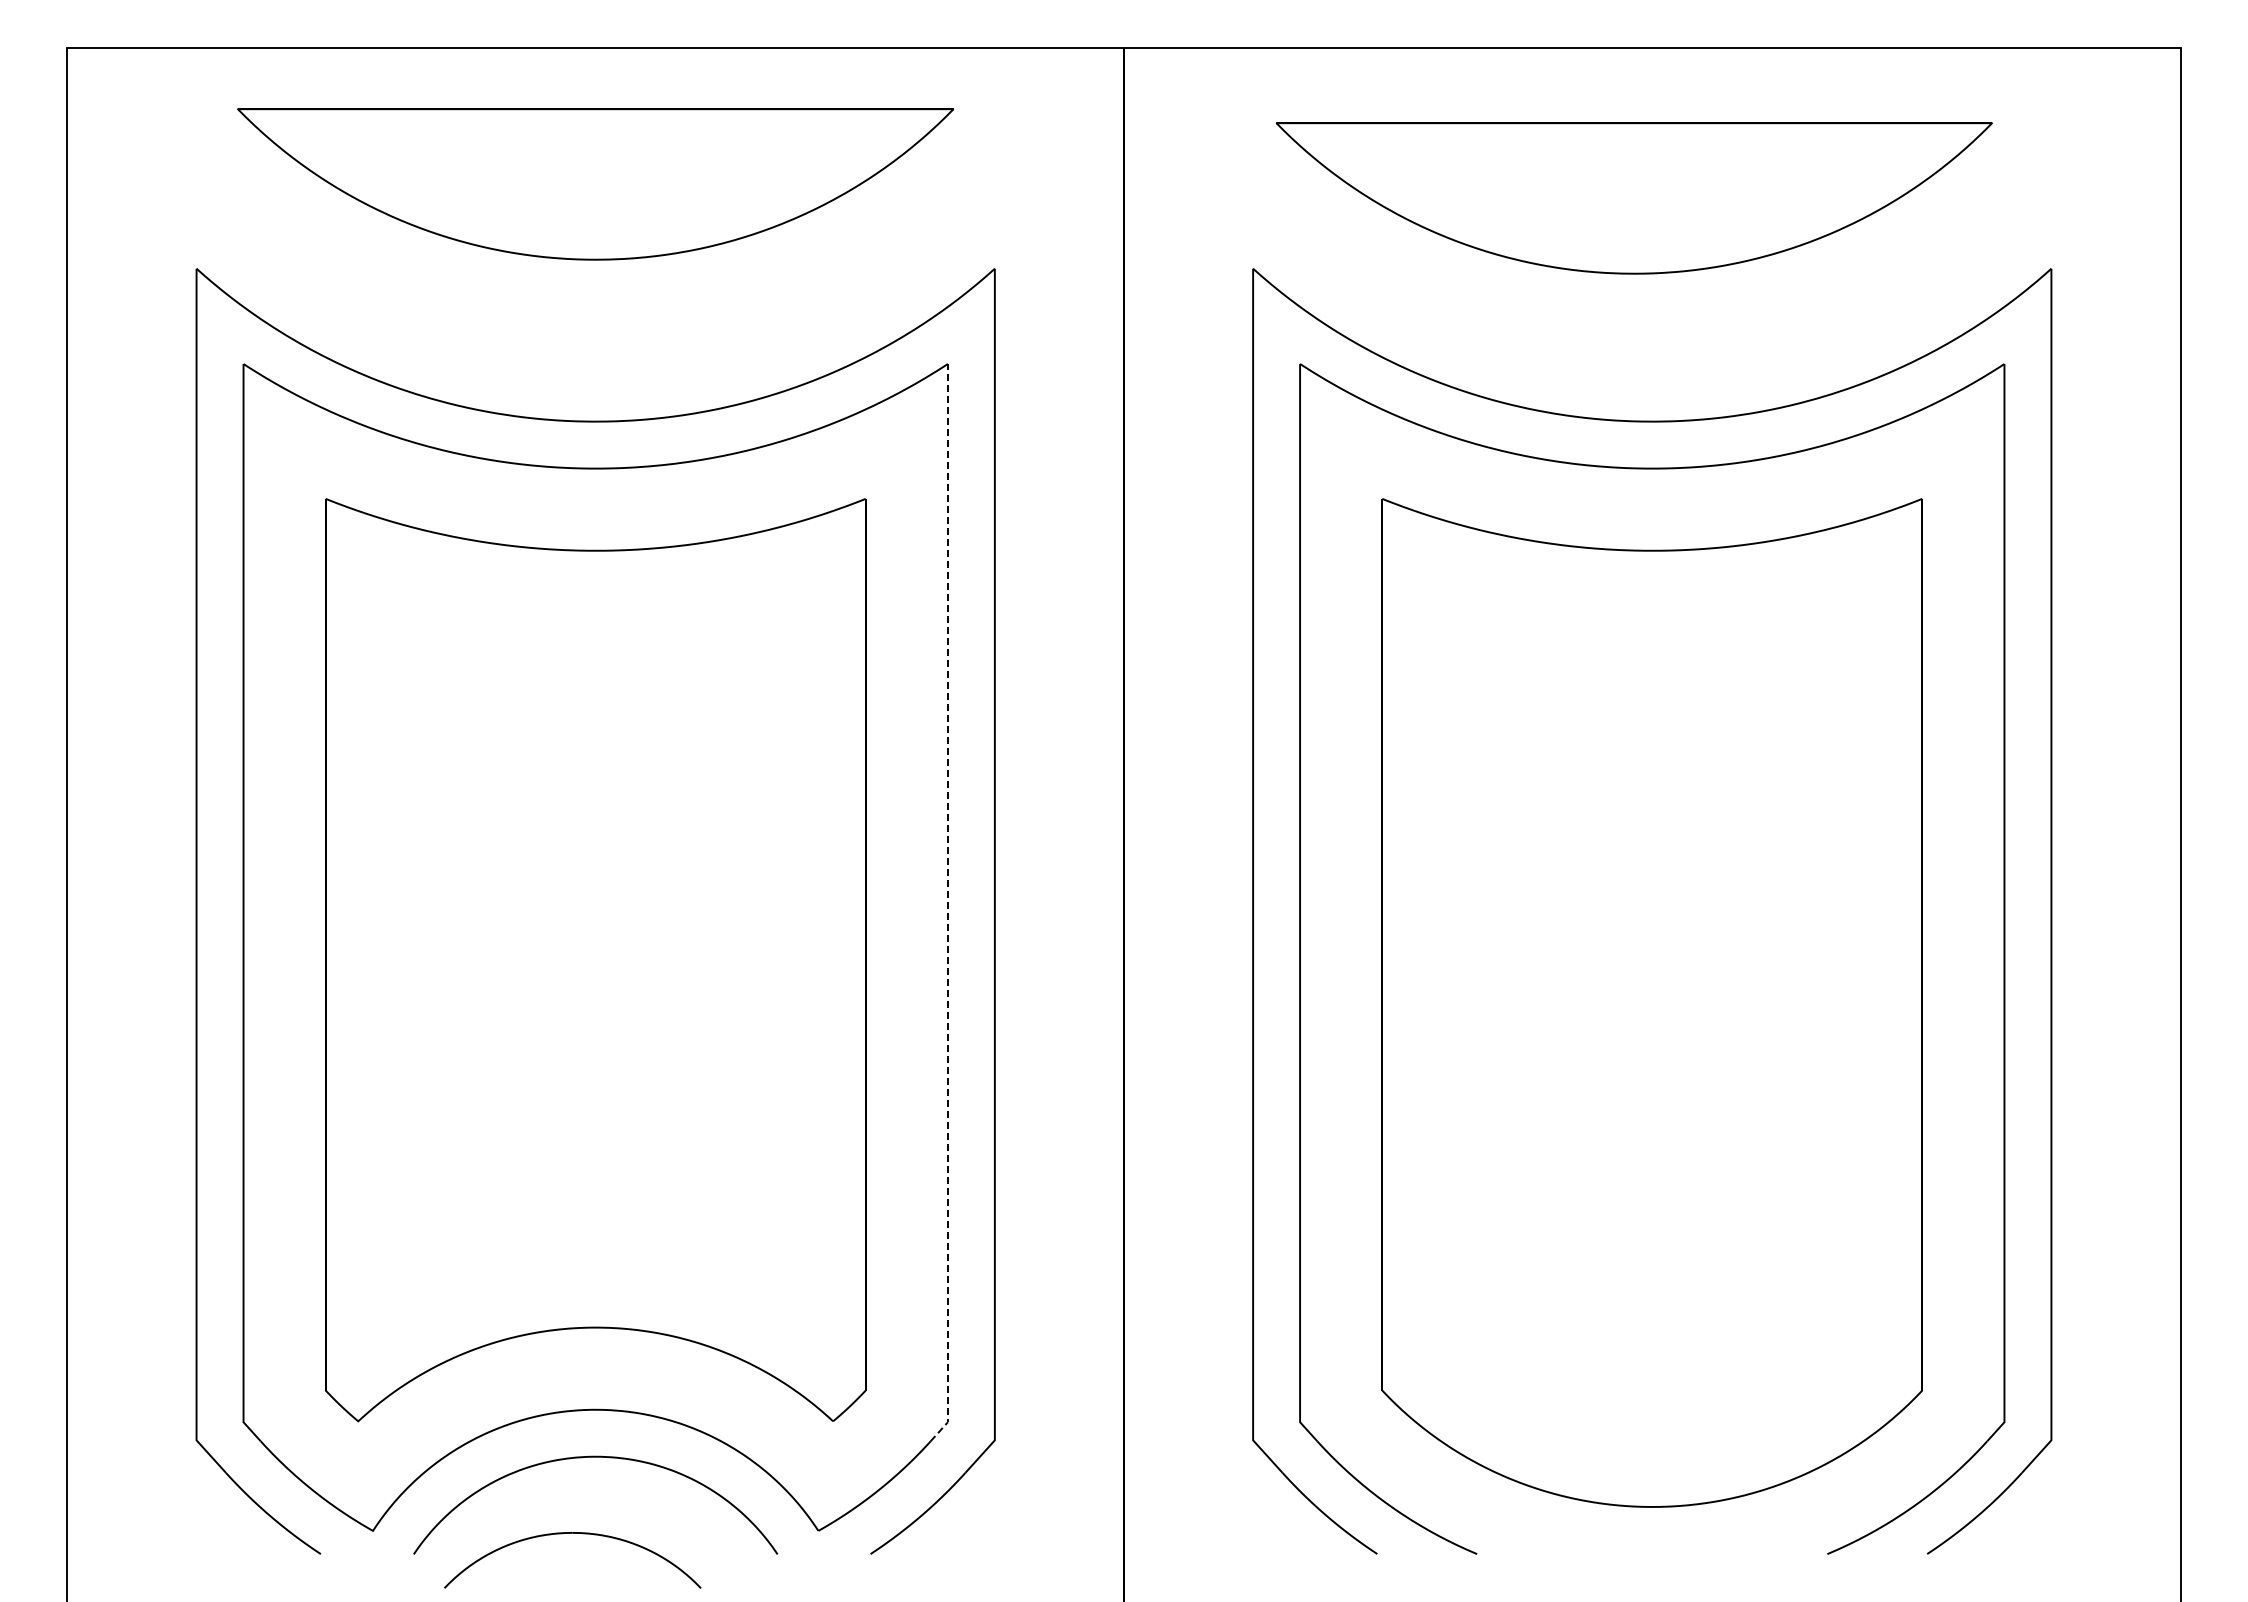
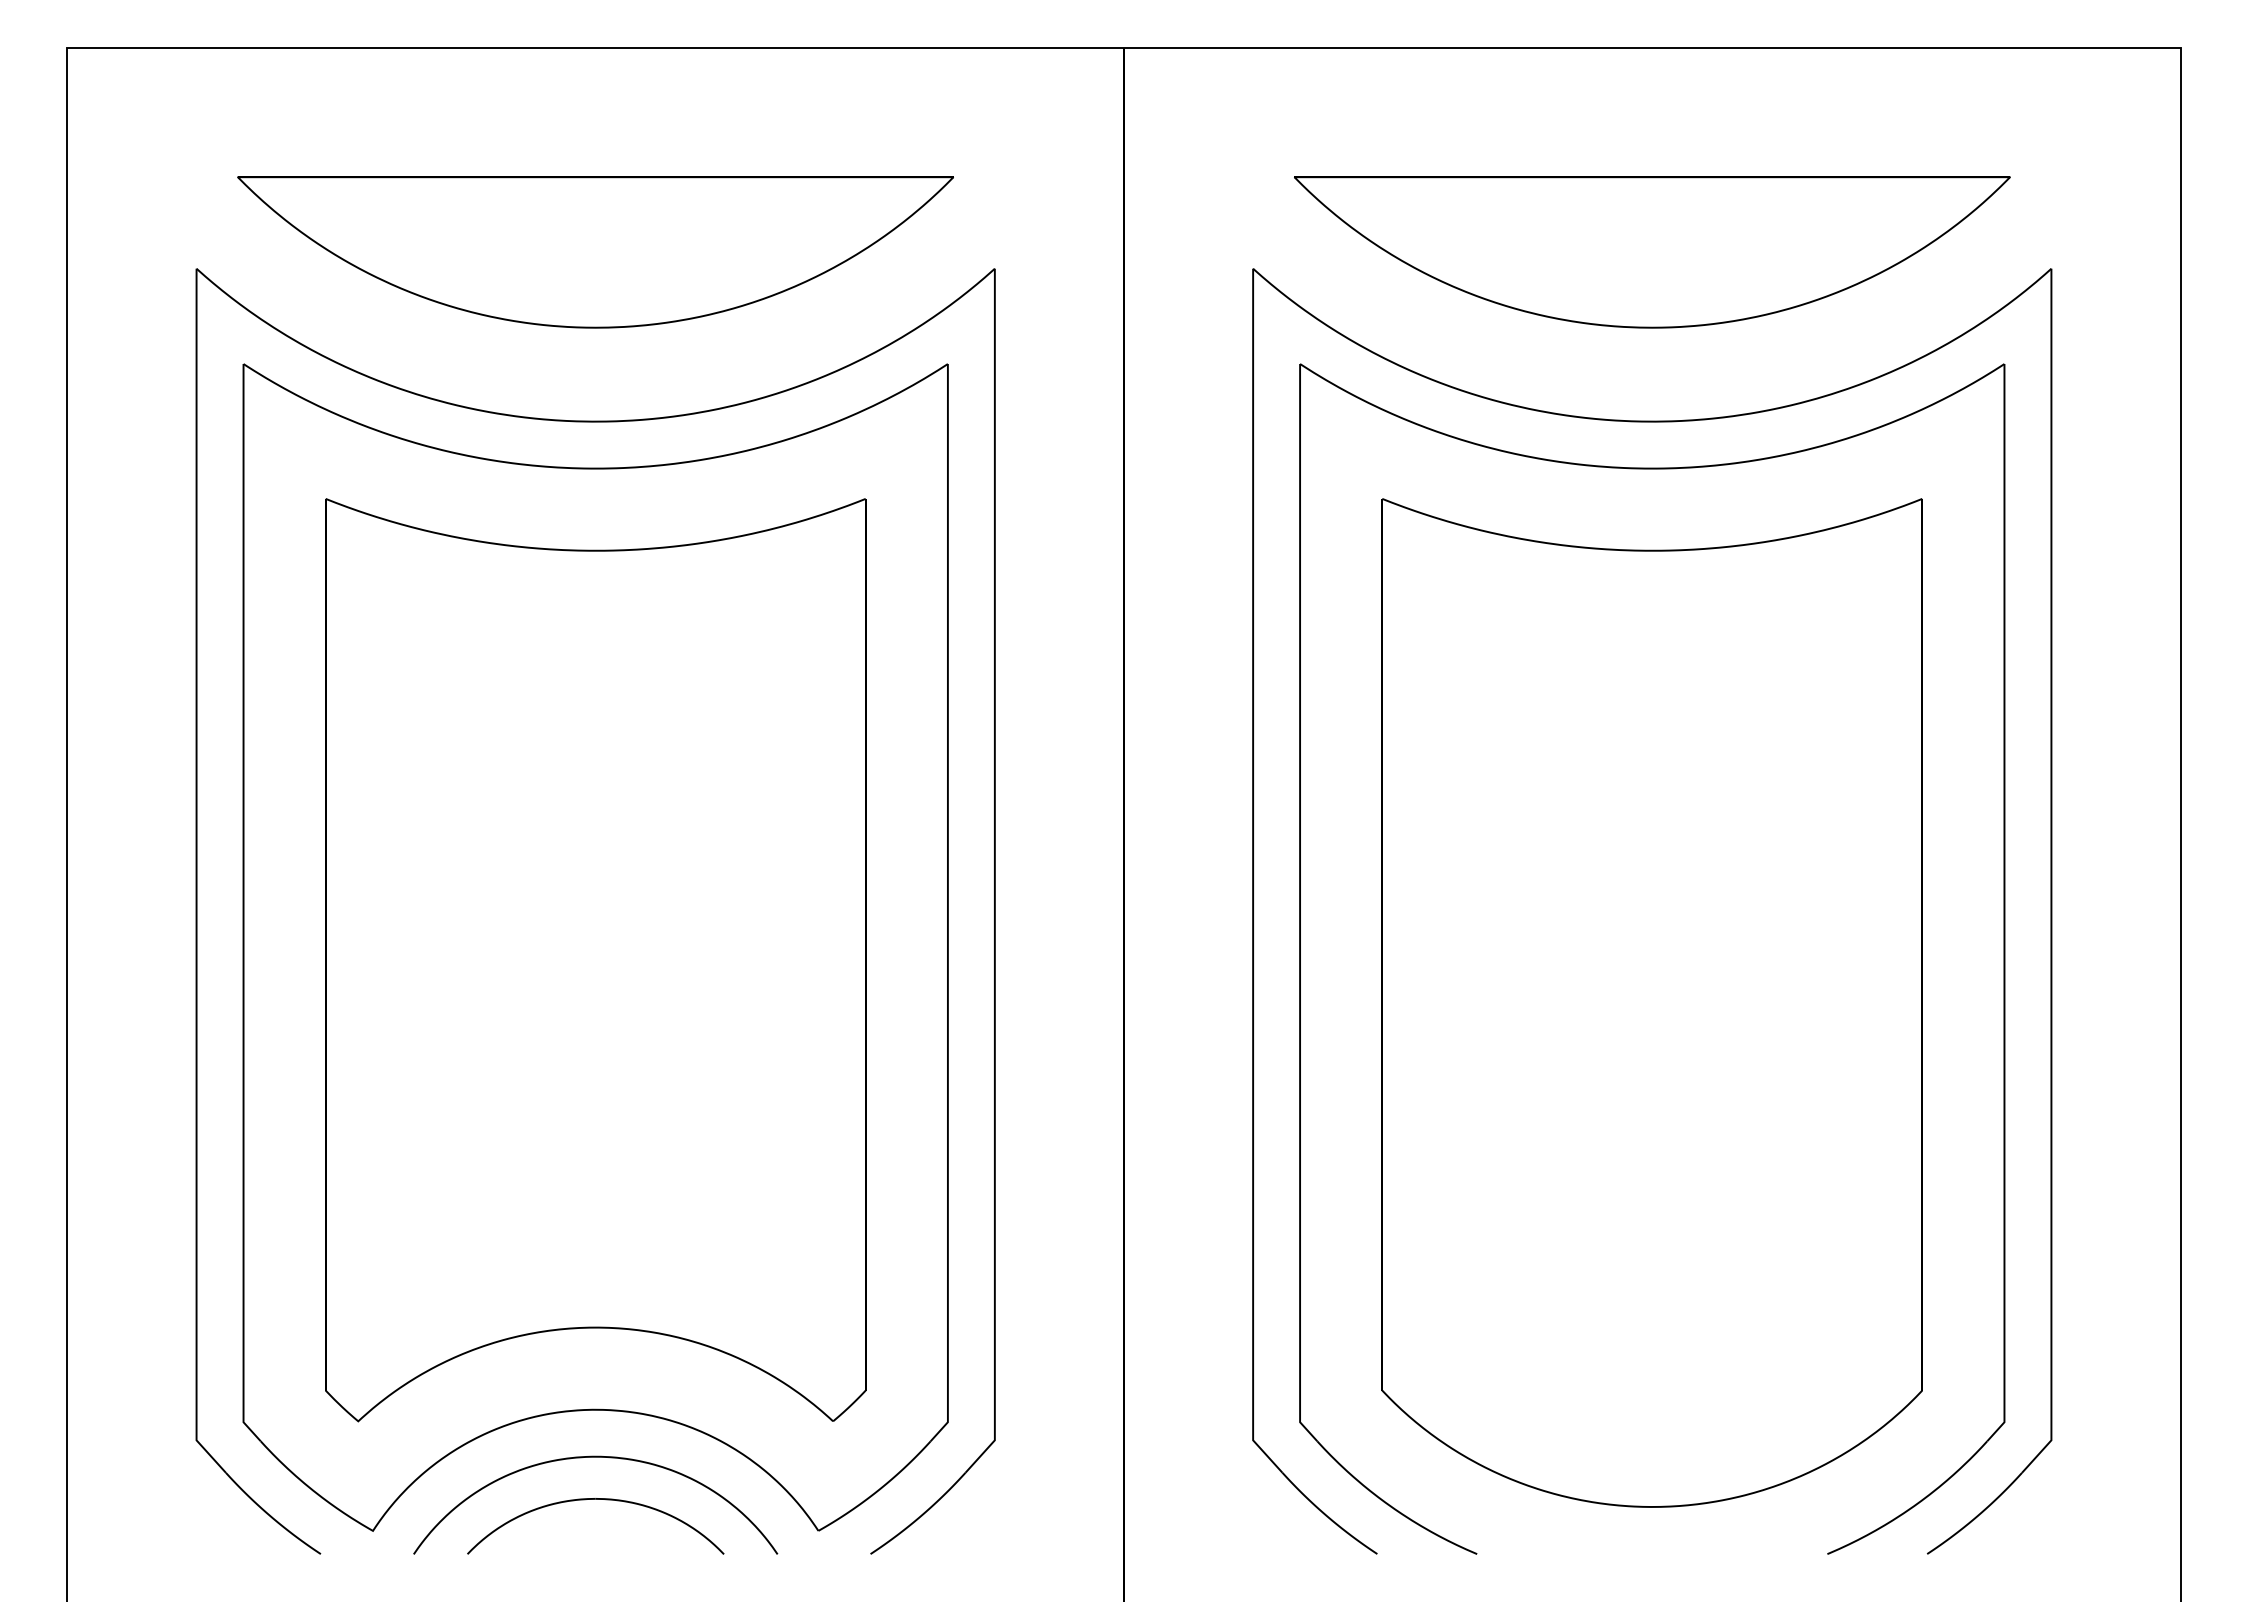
curve position: (595, 110) -> (595, 178) (595, 178)
curve position: (1634, 124) -> (1652, 178) (1652, 178)
line: dashed -> solid (947, 906)
part position: (572, 1533) -> (595, 1499) (595, 1499)
